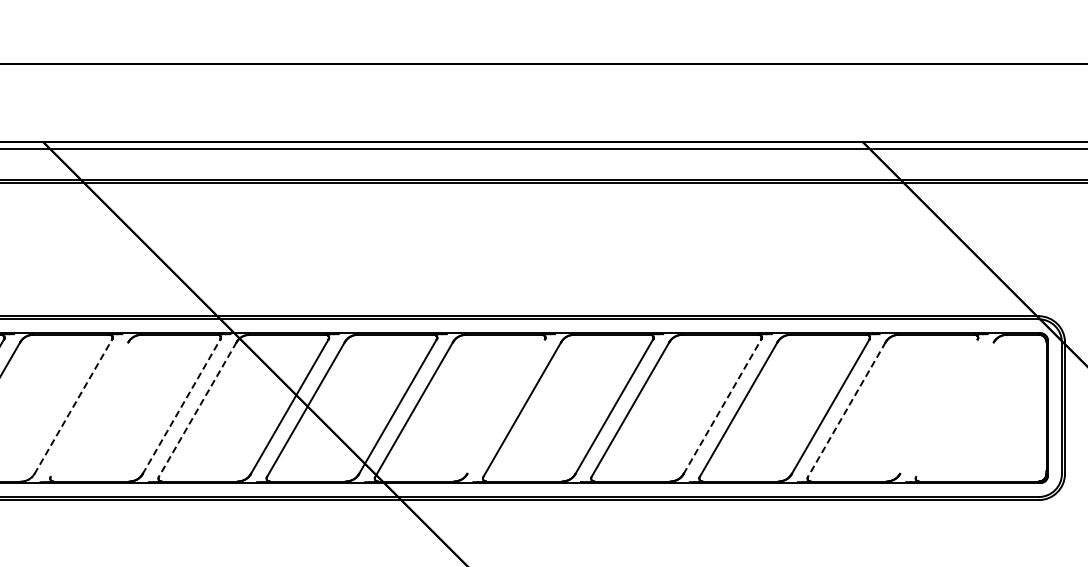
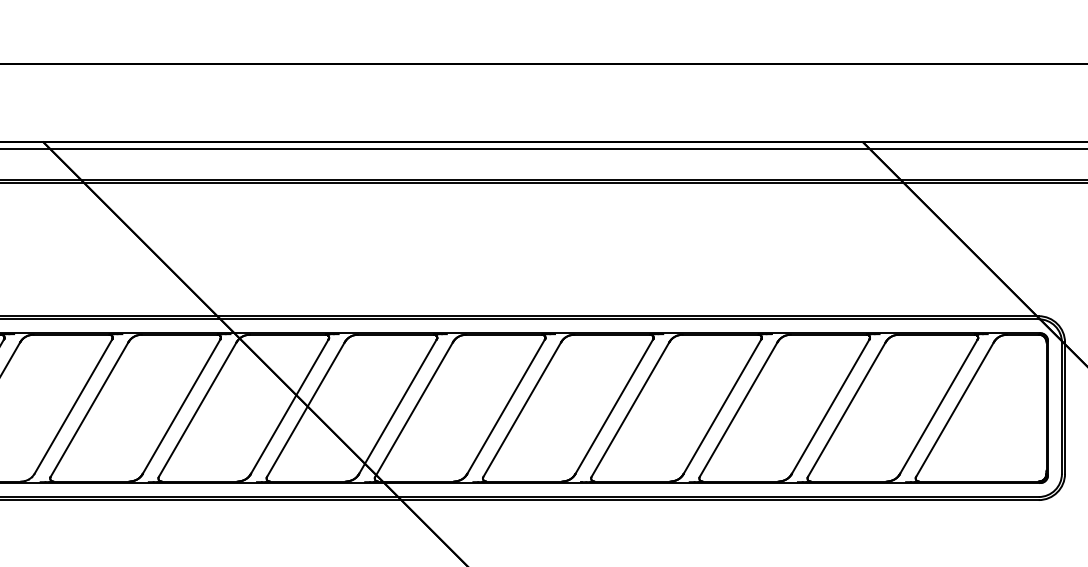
line: dashed -> solid (73, 406)
line: dashed -> solid (181, 406)
line: none -> present (506, 406)
line: dashed -> solid (722, 406)
line: none -> present (938, 406)
line: none -> present (89, 409)
line: none -> present (954, 409)
line: dashed -> solid (197, 410)
line: dashed -> solid (846, 410)
